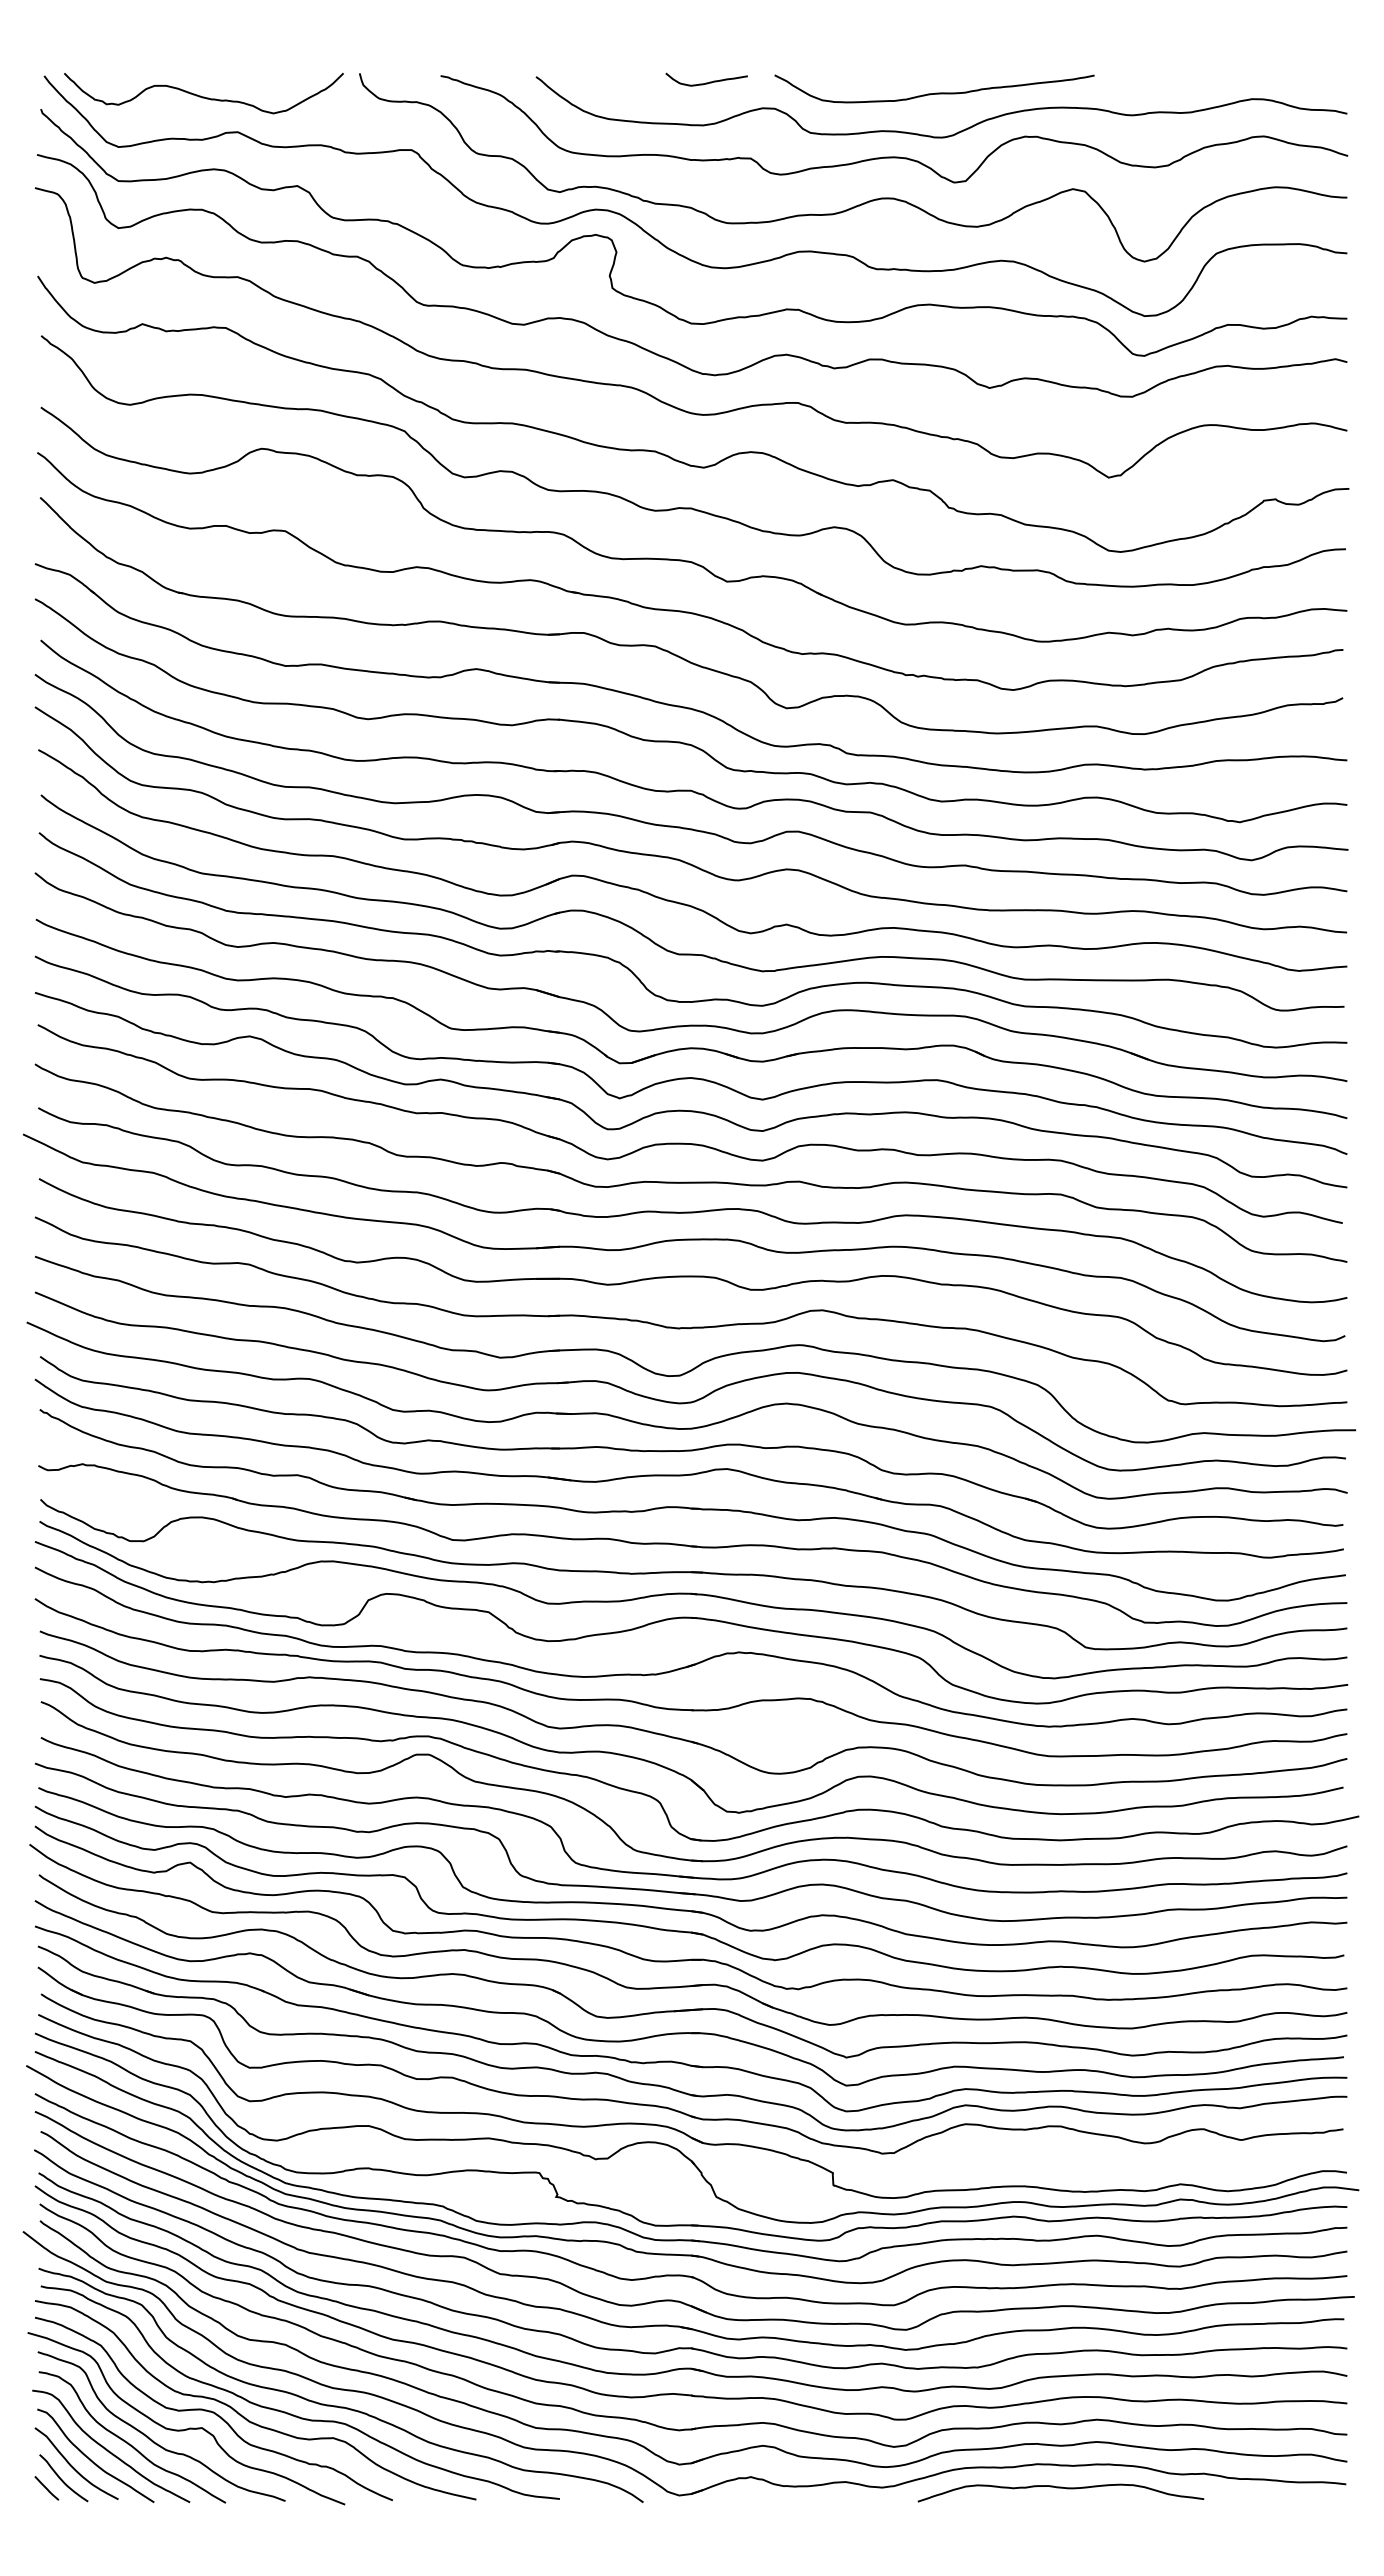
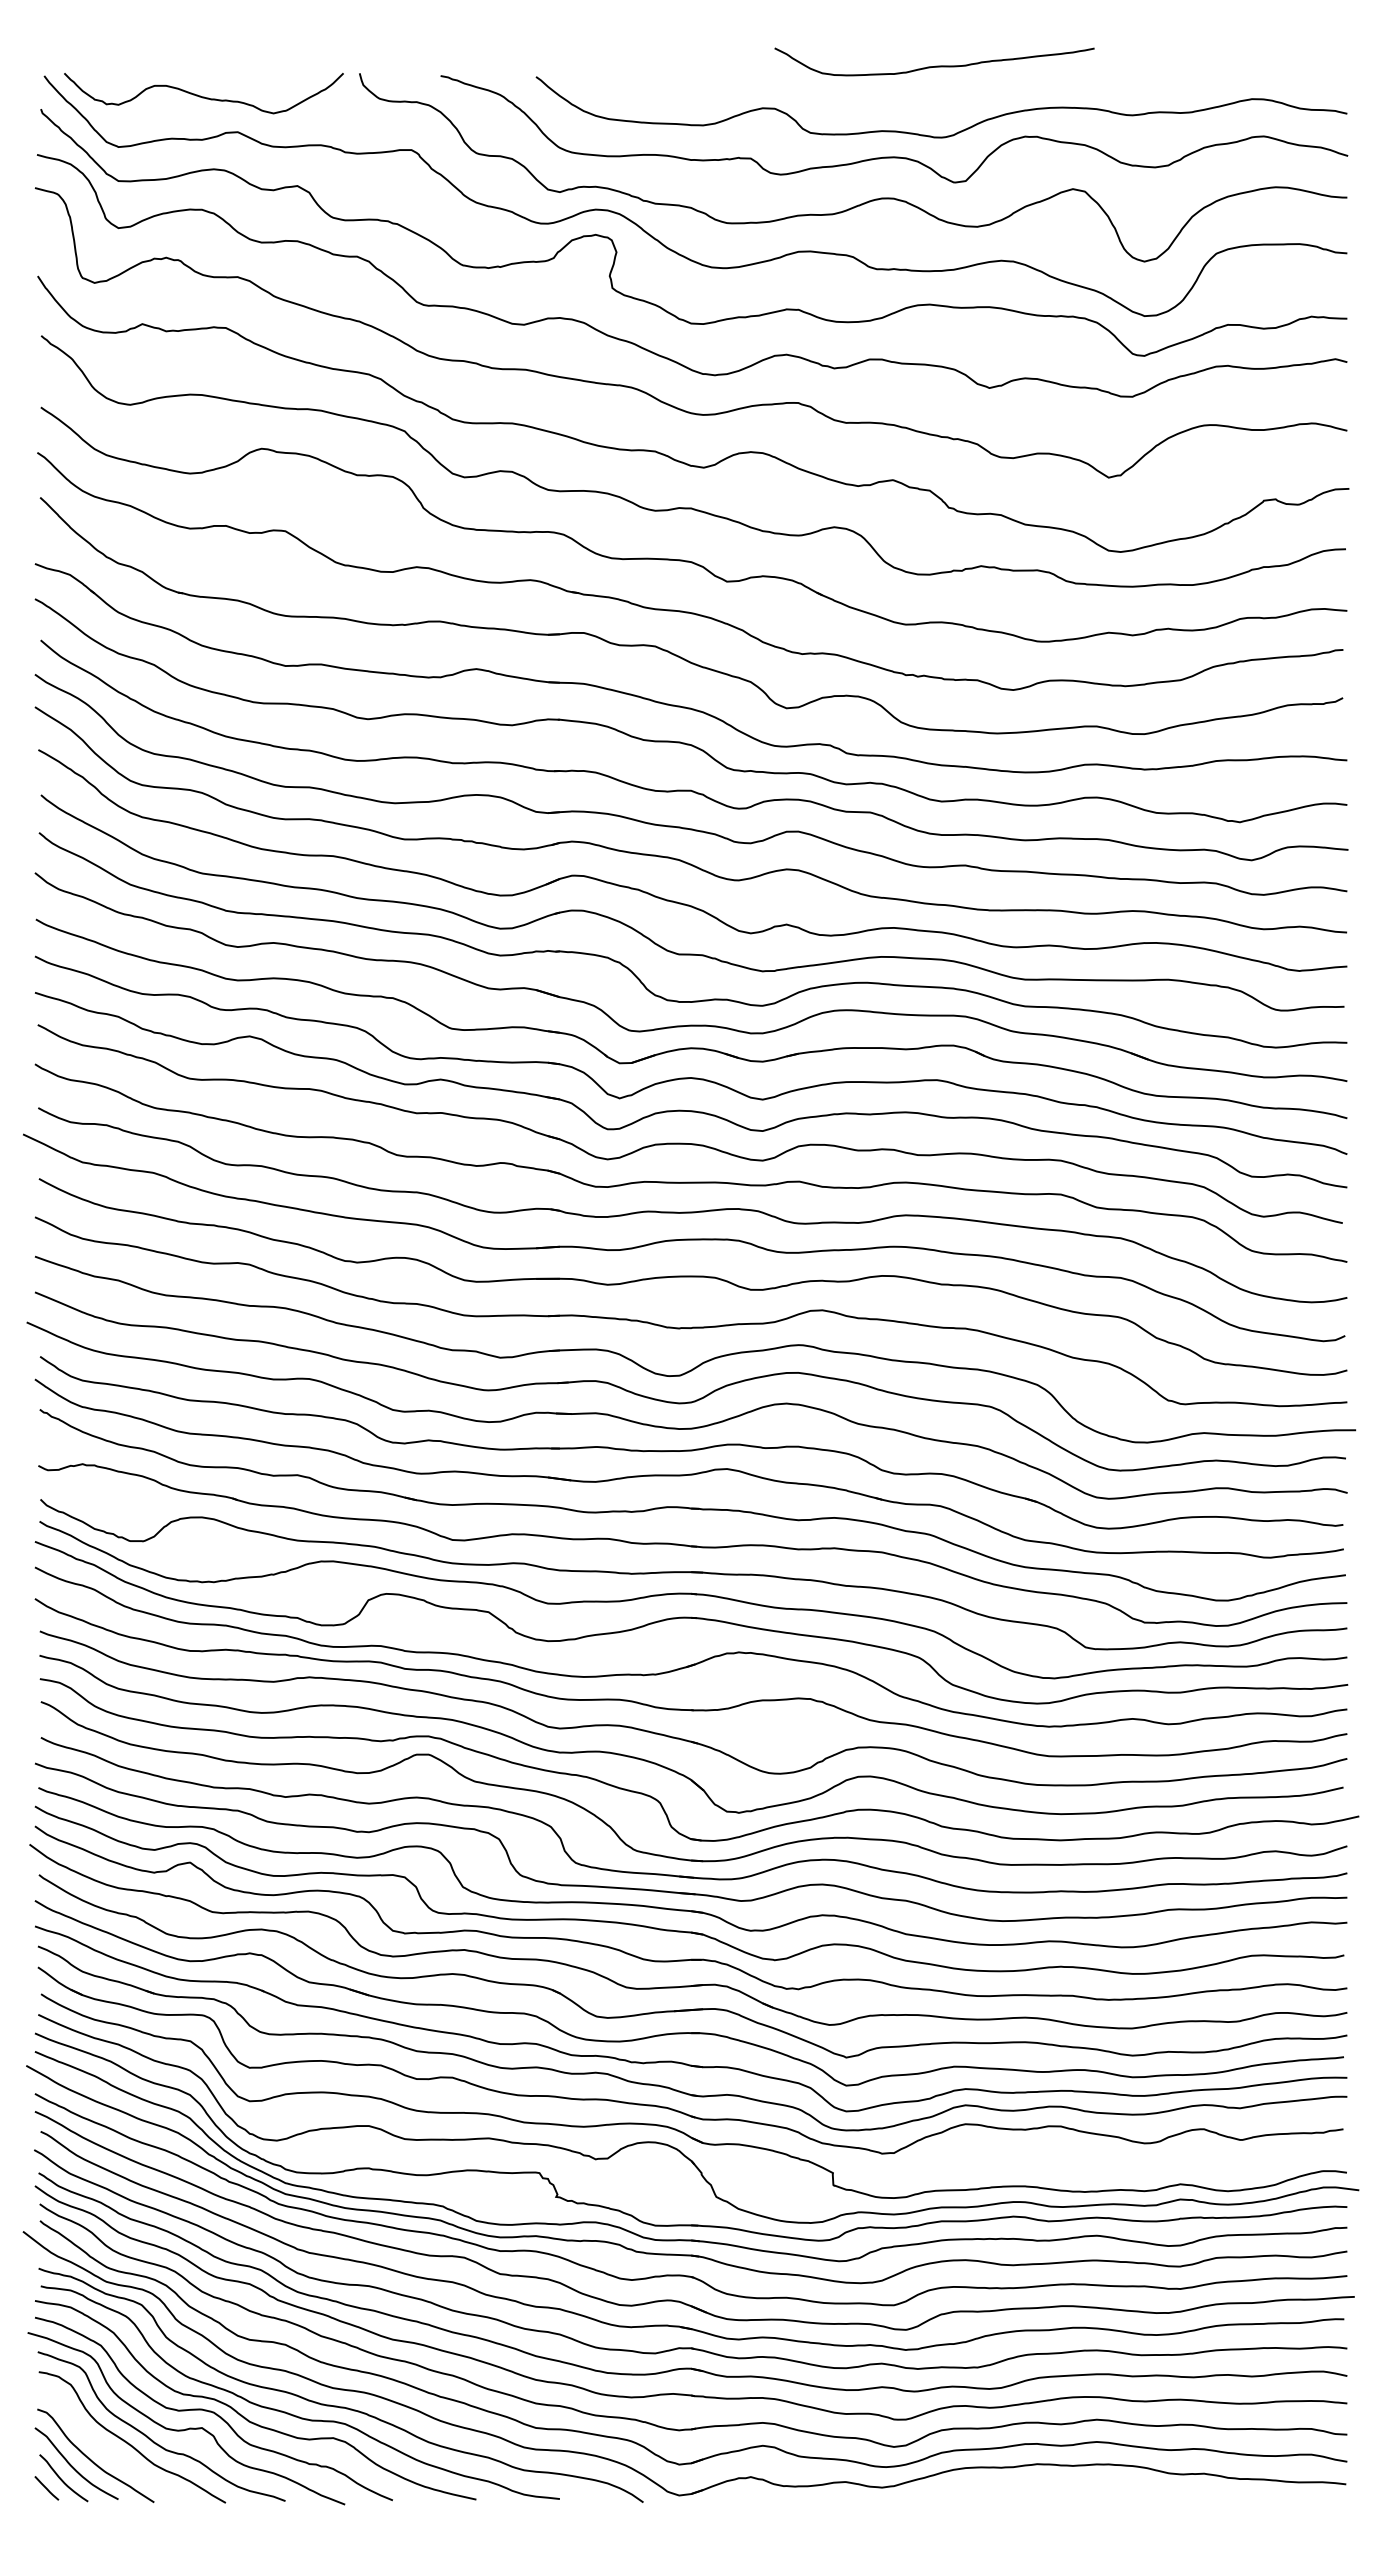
curve: present -> none (706, 82)
curve position: (935, 92) -> (935, 65) (935, 65)
curve: present -> none (109, 2450)
curve: present -> none (1060, 2488)
